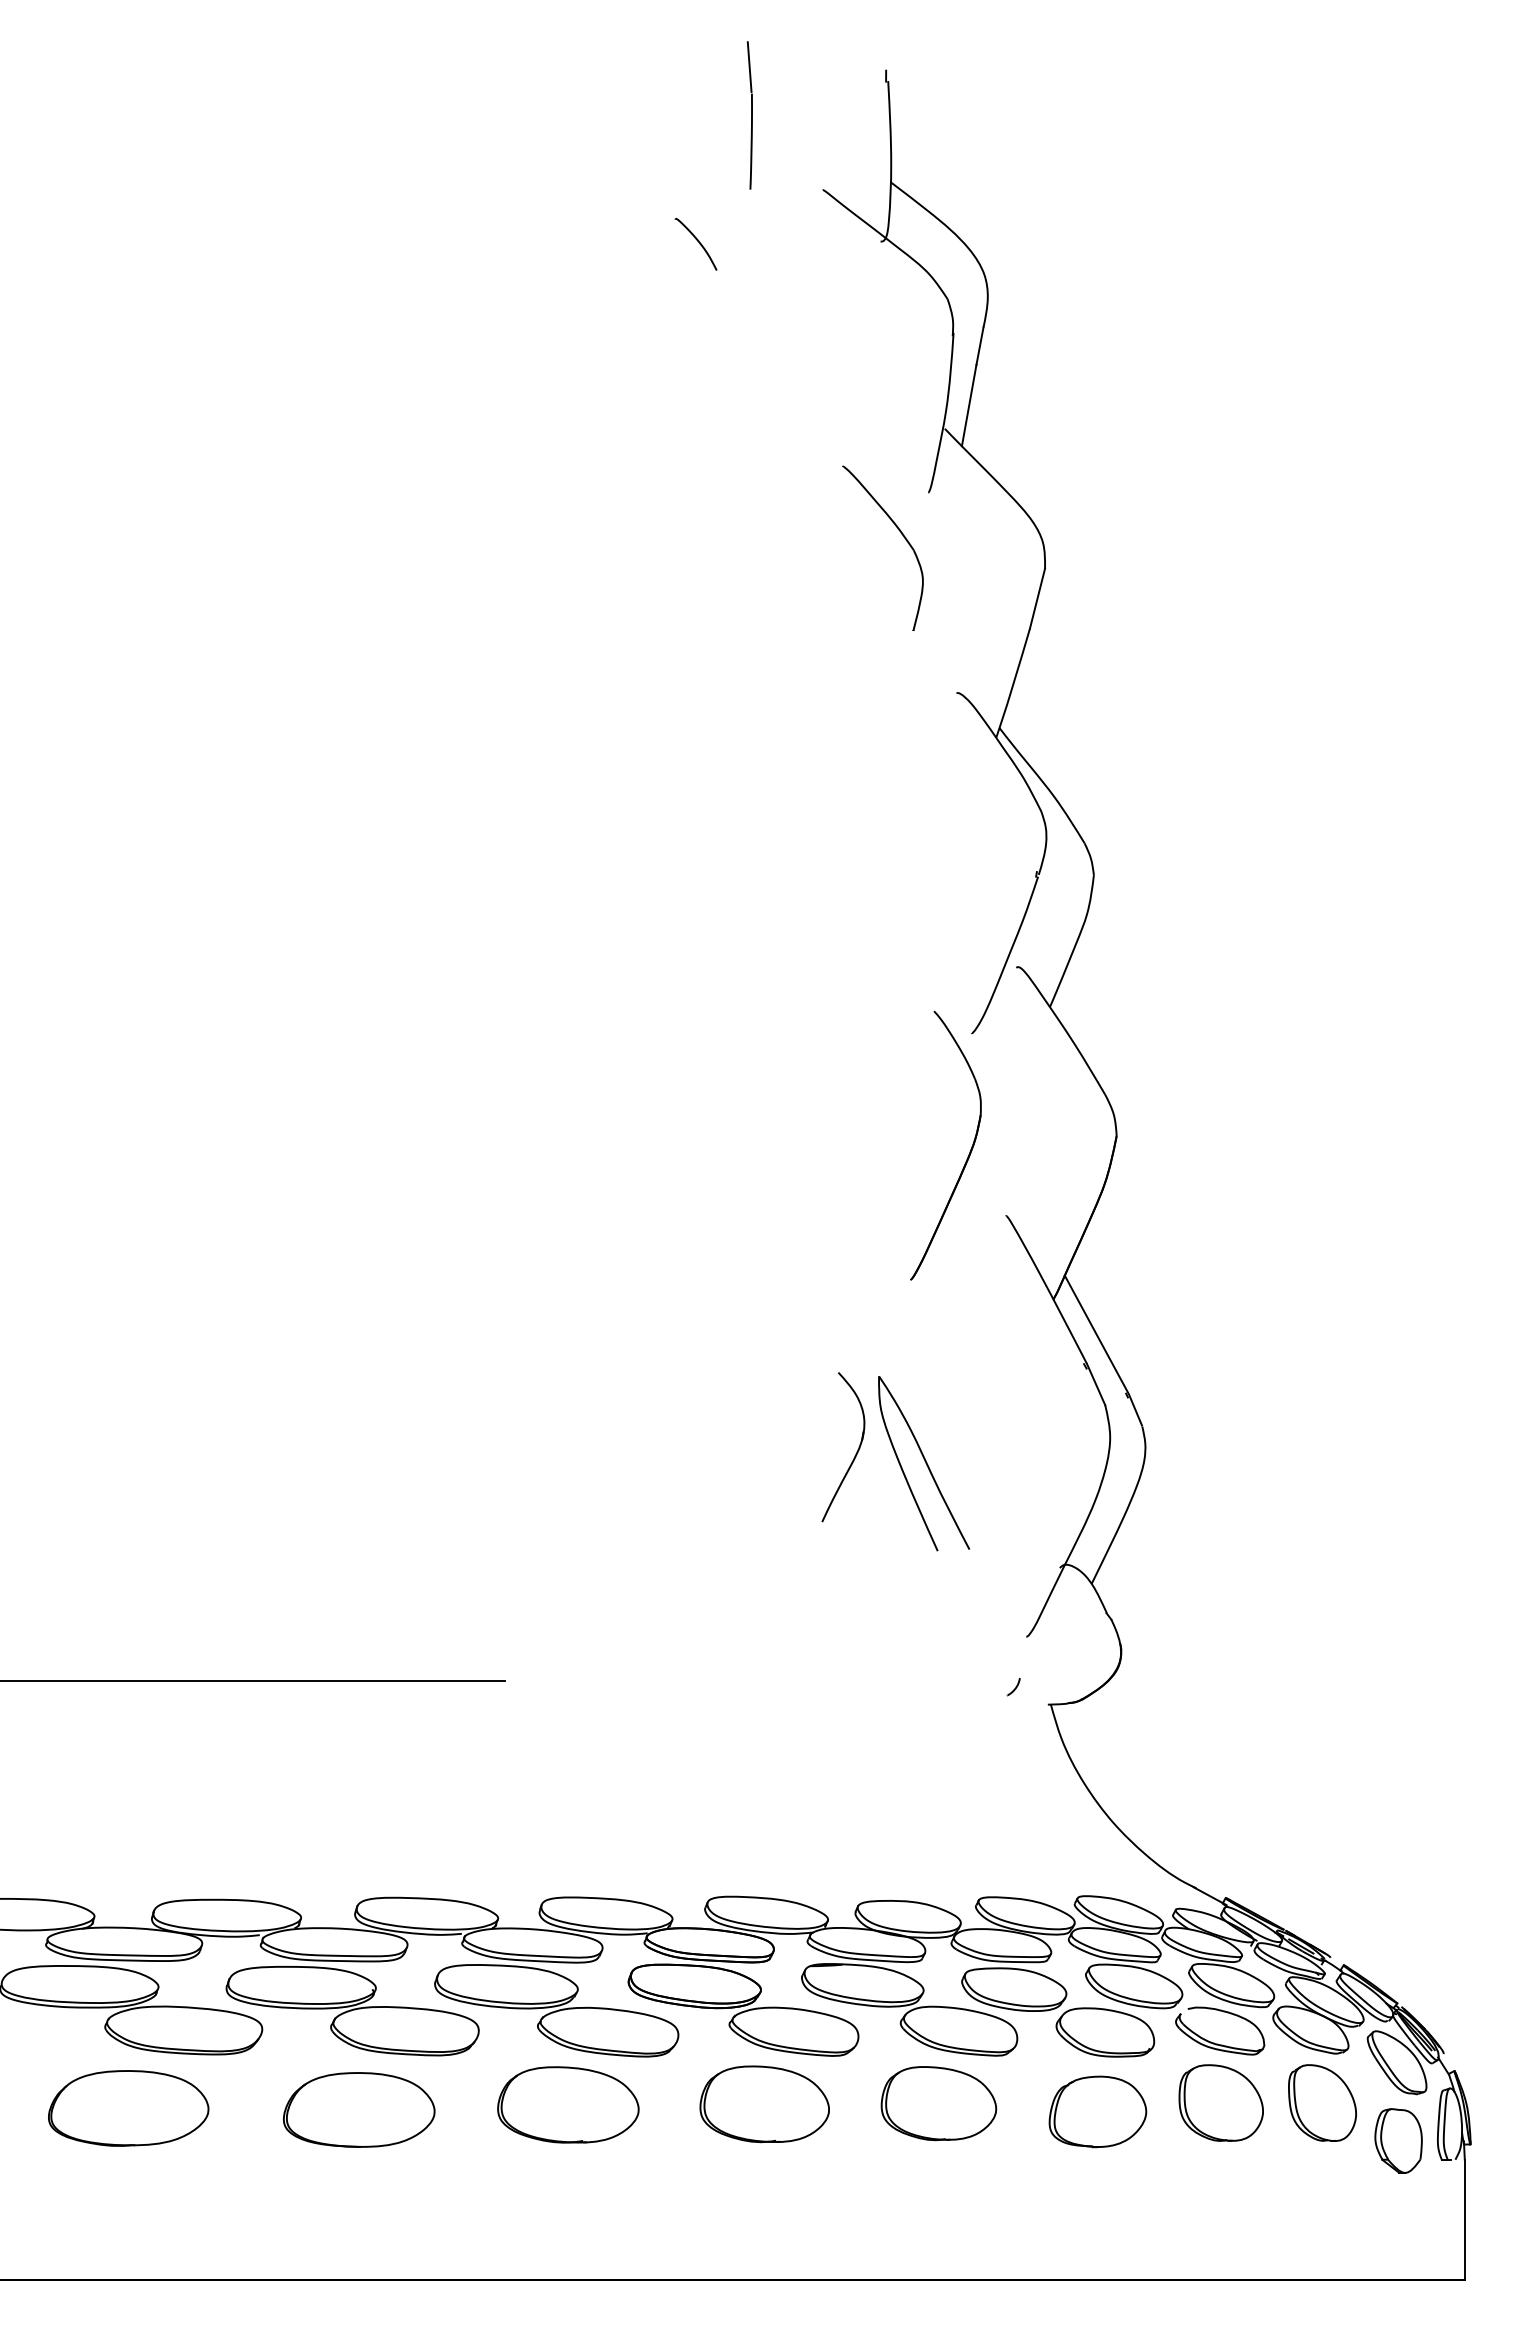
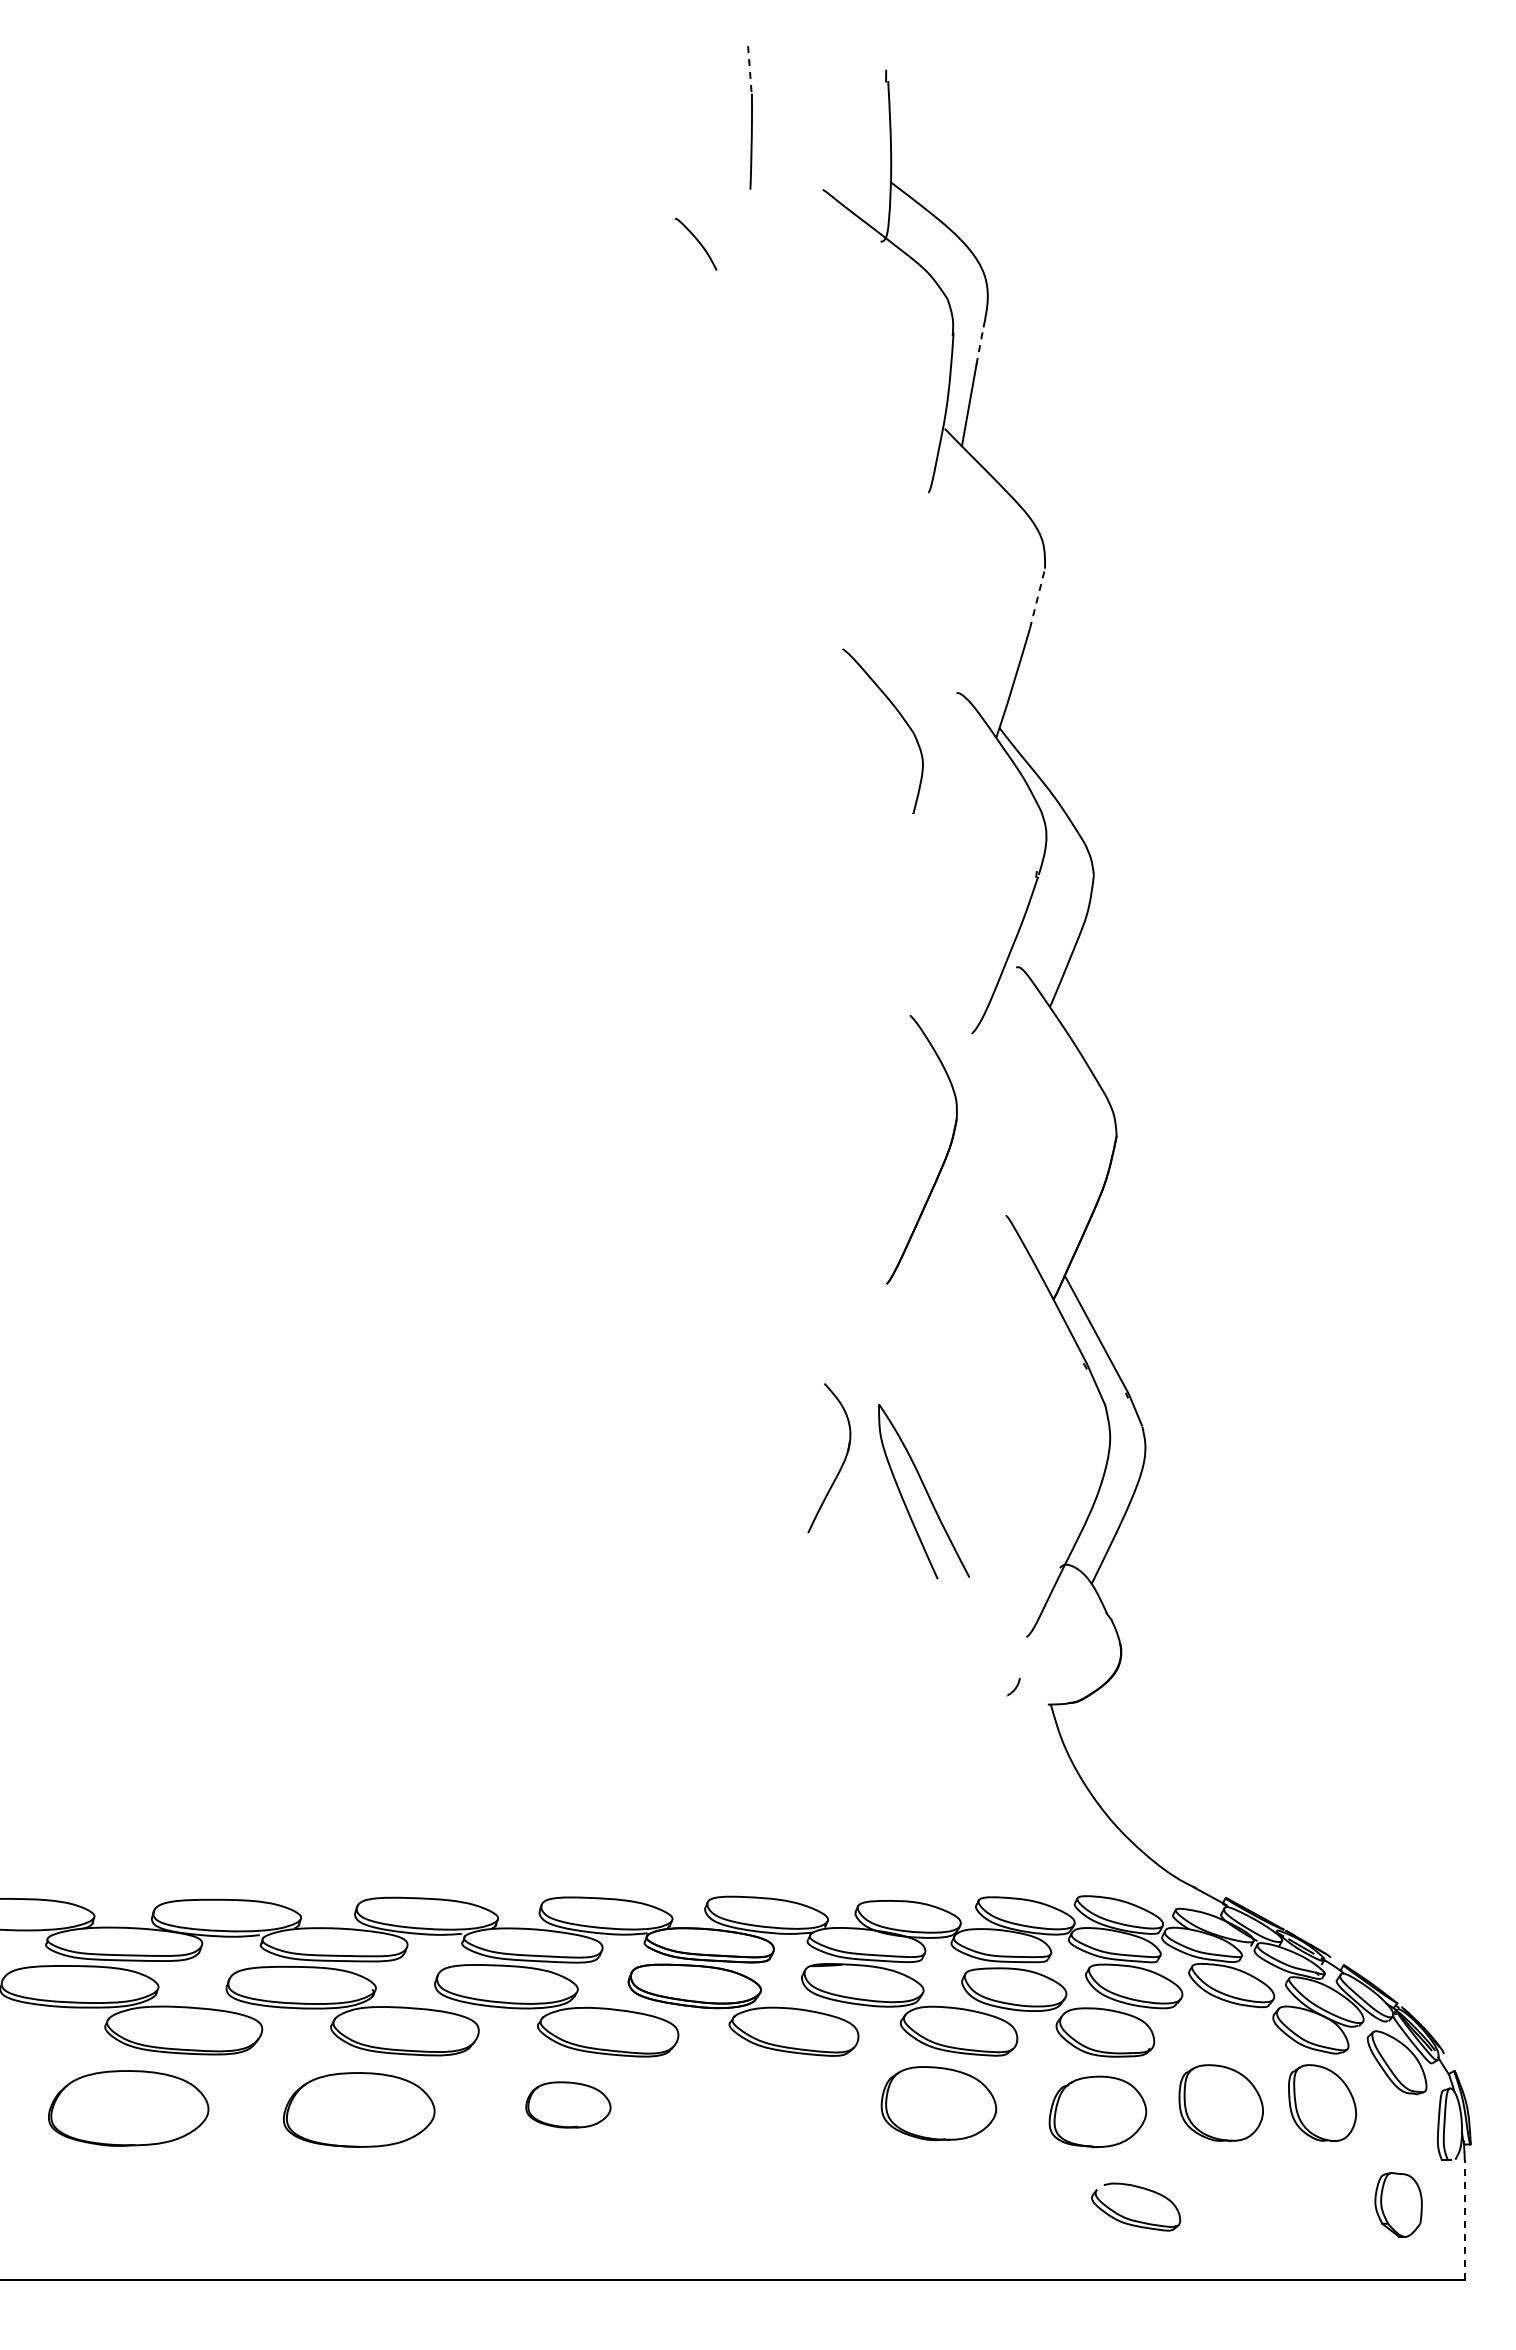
line: solid -> dashed (749, 67)
line: solid -> dashed (980, 345)
part position: (900, 533) -> (900, 716) (900, 716)
line: solid -> dashed (1037, 598)
part position: (967, 1156) -> (943, 1160) (943, 1160)
part position: (855, 1453) -> (841, 1464) (841, 1464)
part position: (923, 1463) -> (923, 1491) (923, 1491)
line: present -> none (253, 1680)
part position: (1217, 2043) -> (1133, 2219) (1133, 2219)
part size: 143x78 px -> 87x48 px (568, 2104)
part: present -> none (764, 2104)
part position: (1398, 2140) -> (1398, 2204) (1398, 2204)
line: solid -> dashed (1464, 2219)
